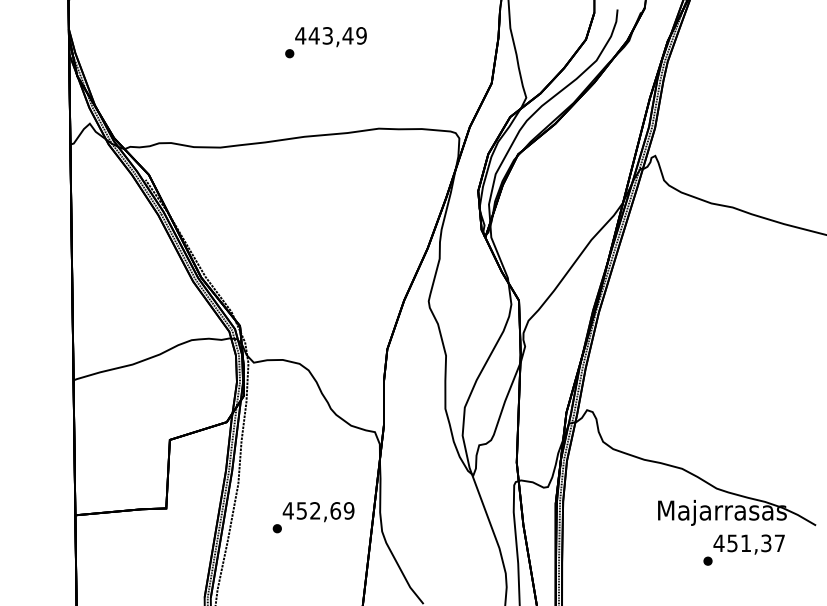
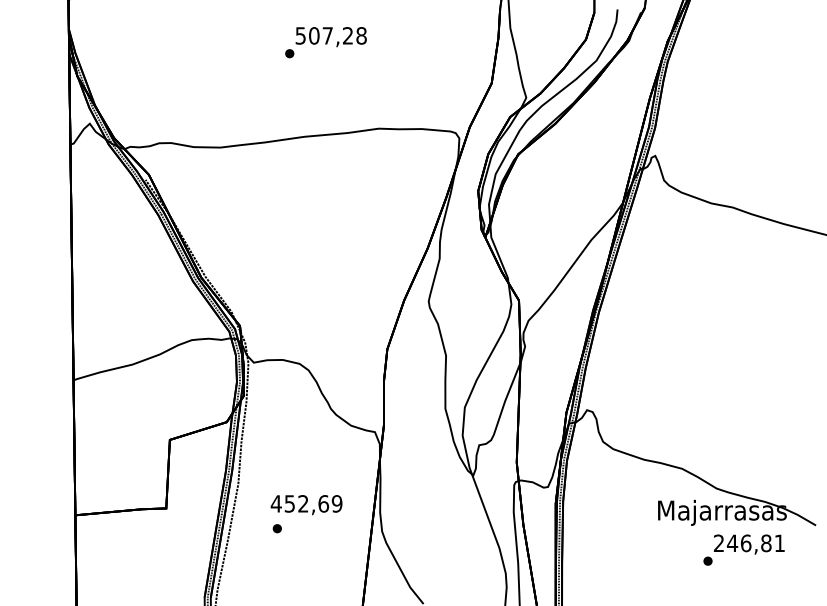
text: 443,49 -> 507,28 (330, 35)
text position: (318, 512) -> (306, 505) (306, 505)
text: 451,37 -> 246,81 (748, 543)
